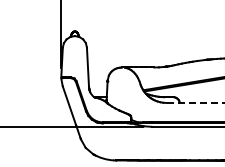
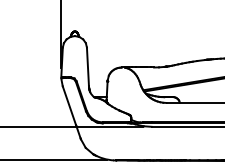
line: dashed -> solid (195, 102)
line: none -> present (54, 160)
